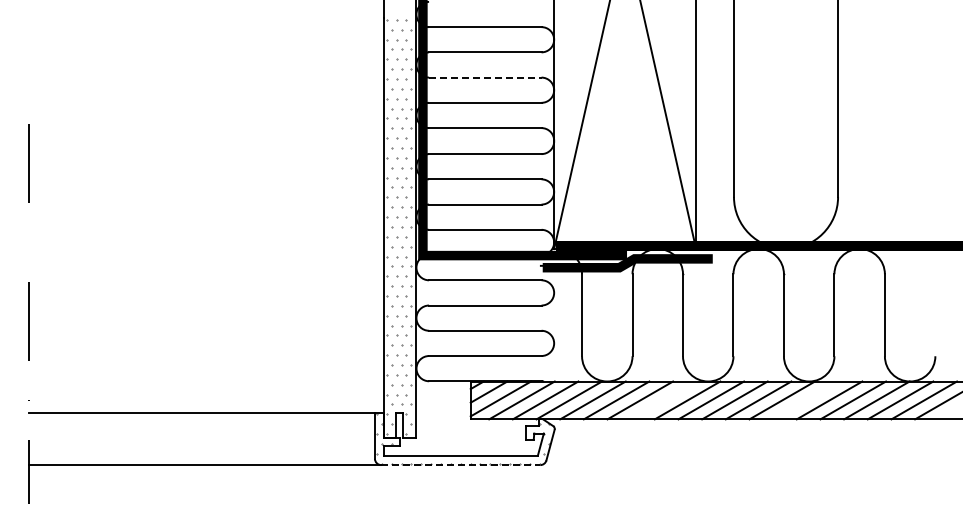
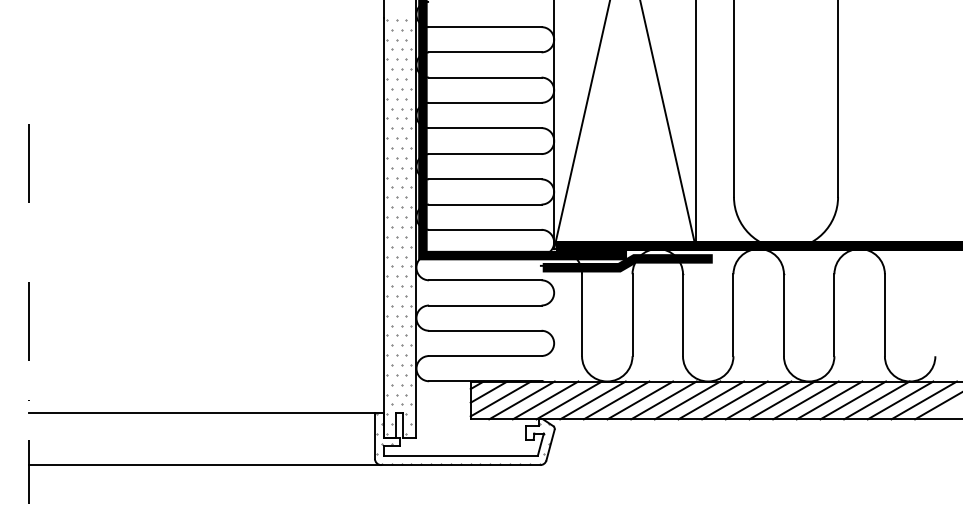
line: dashed -> solid (485, 77)
line: none -> present (663, 400)
line: none -> present (805, 400)
line: dashed -> solid (460, 465)
